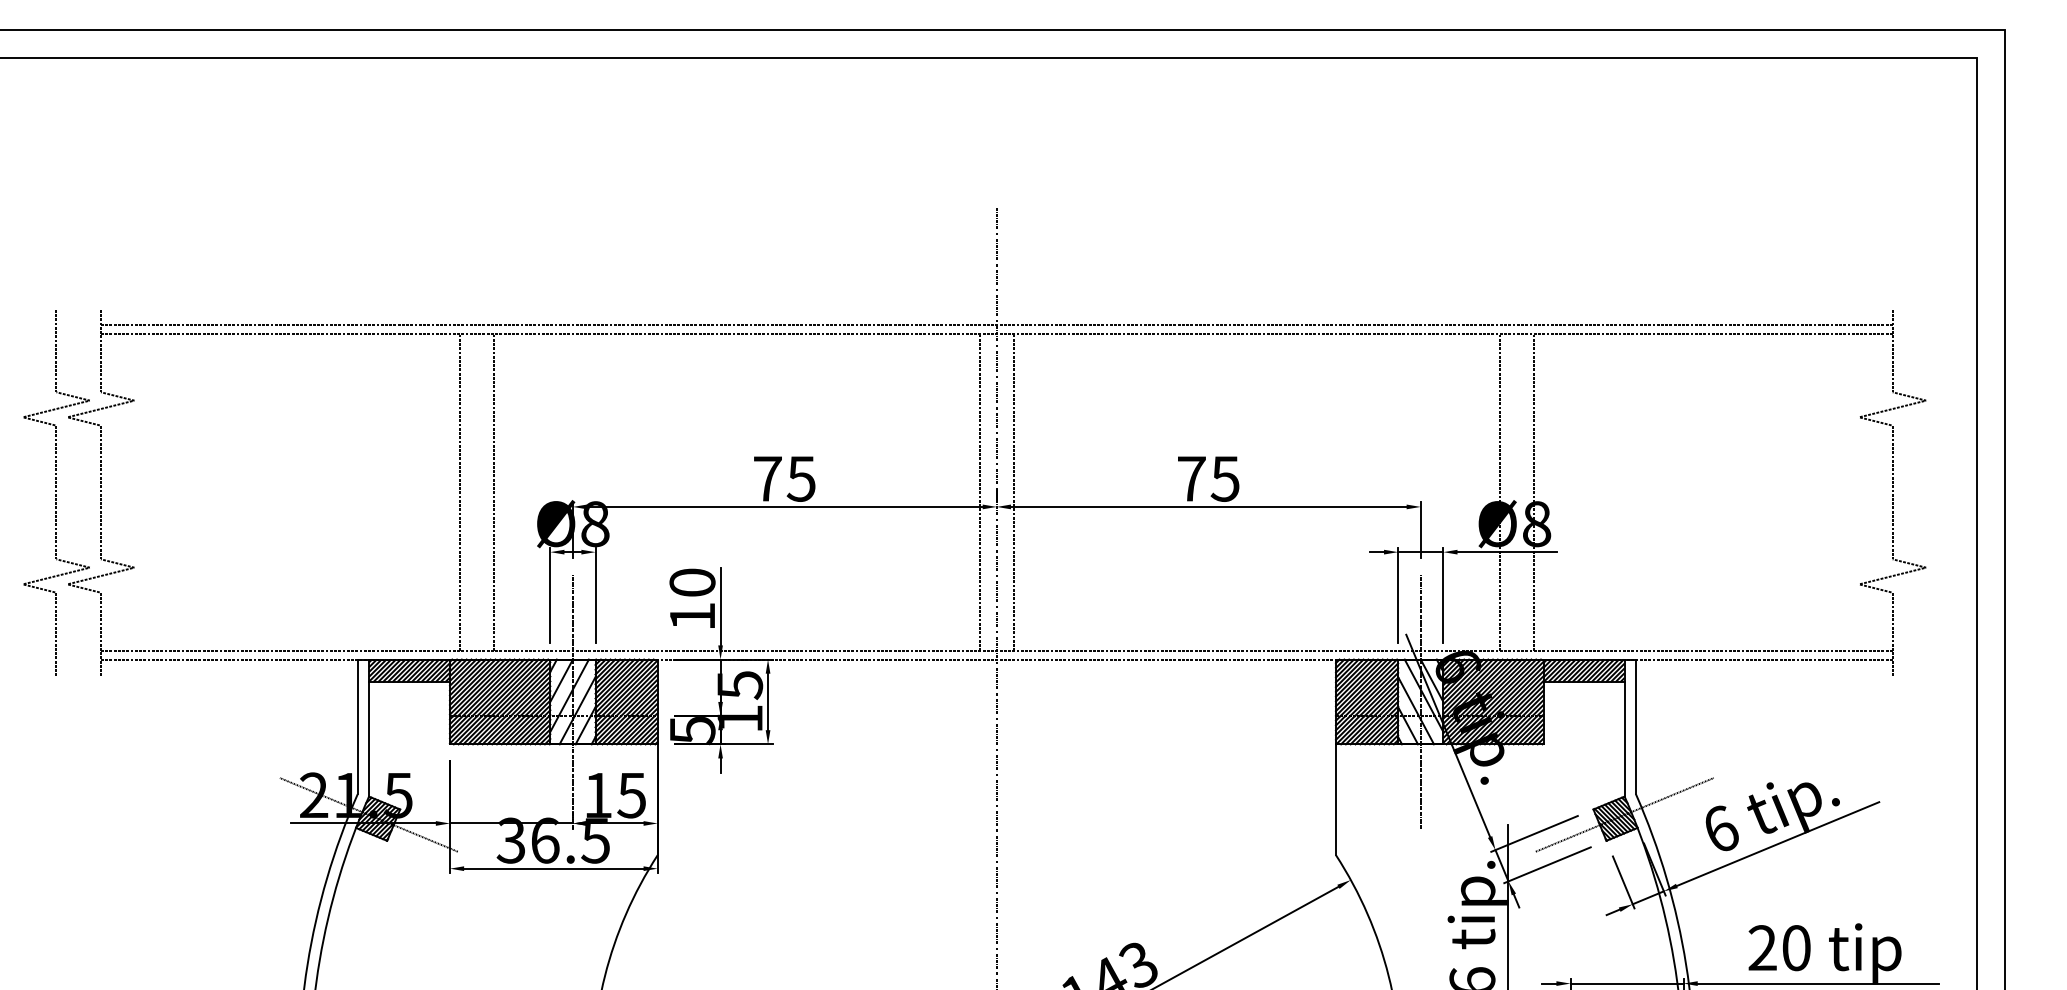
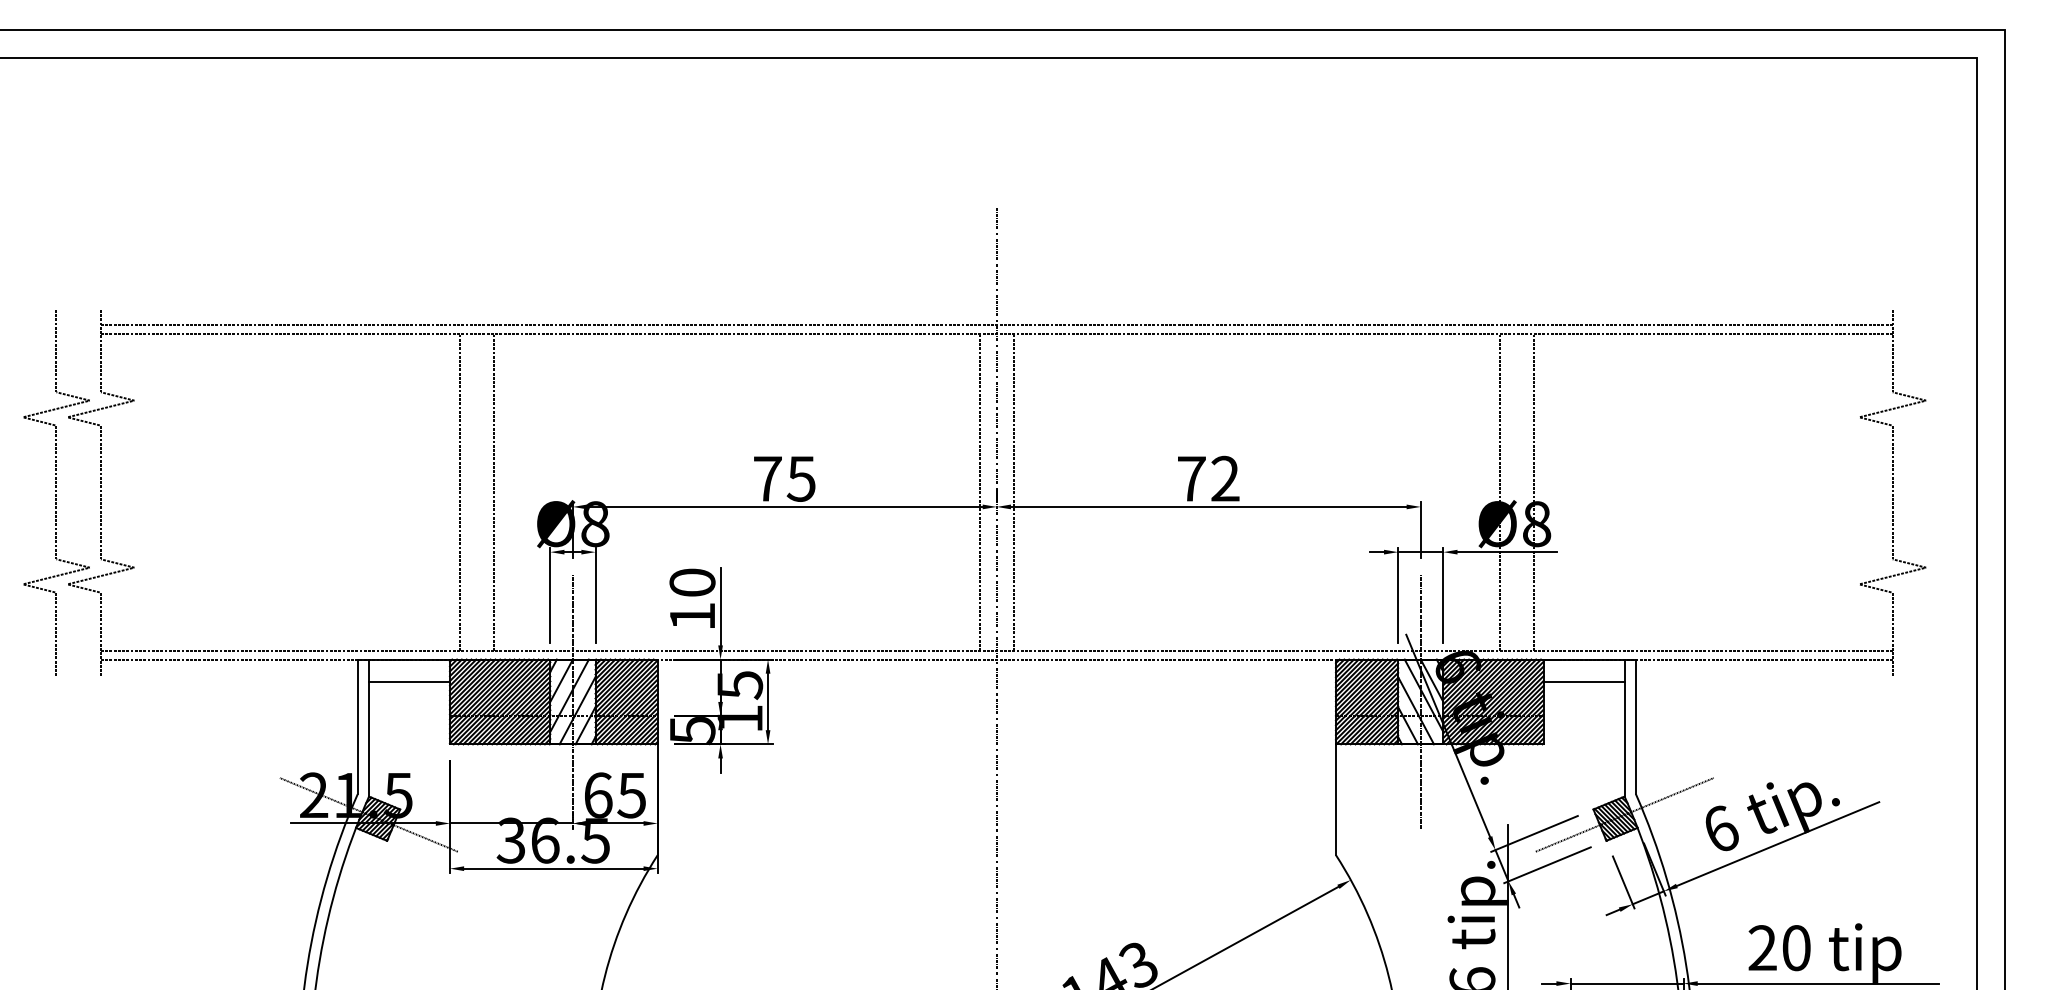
text: 75 -> 72 (1224, 478)
hatch: present -> none (409, 670)
hatch: present -> none (1583, 670)
text: 15 -> 65 (598, 795)
